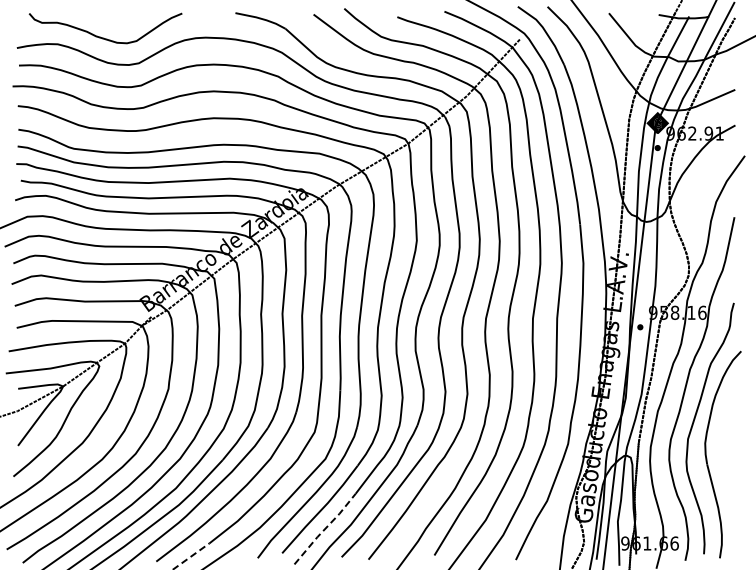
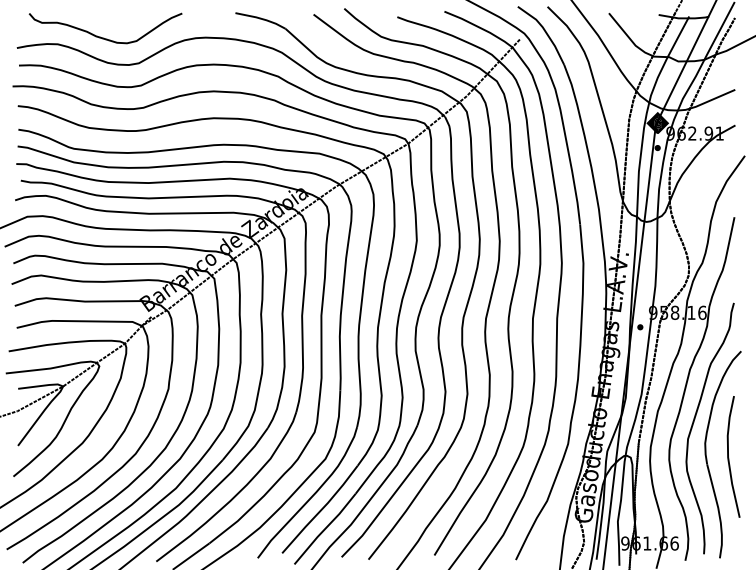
curve: none -> present (729, 458)
line: dashed -> solid (325, 529)
line: dashed -> solid (191, 556)
